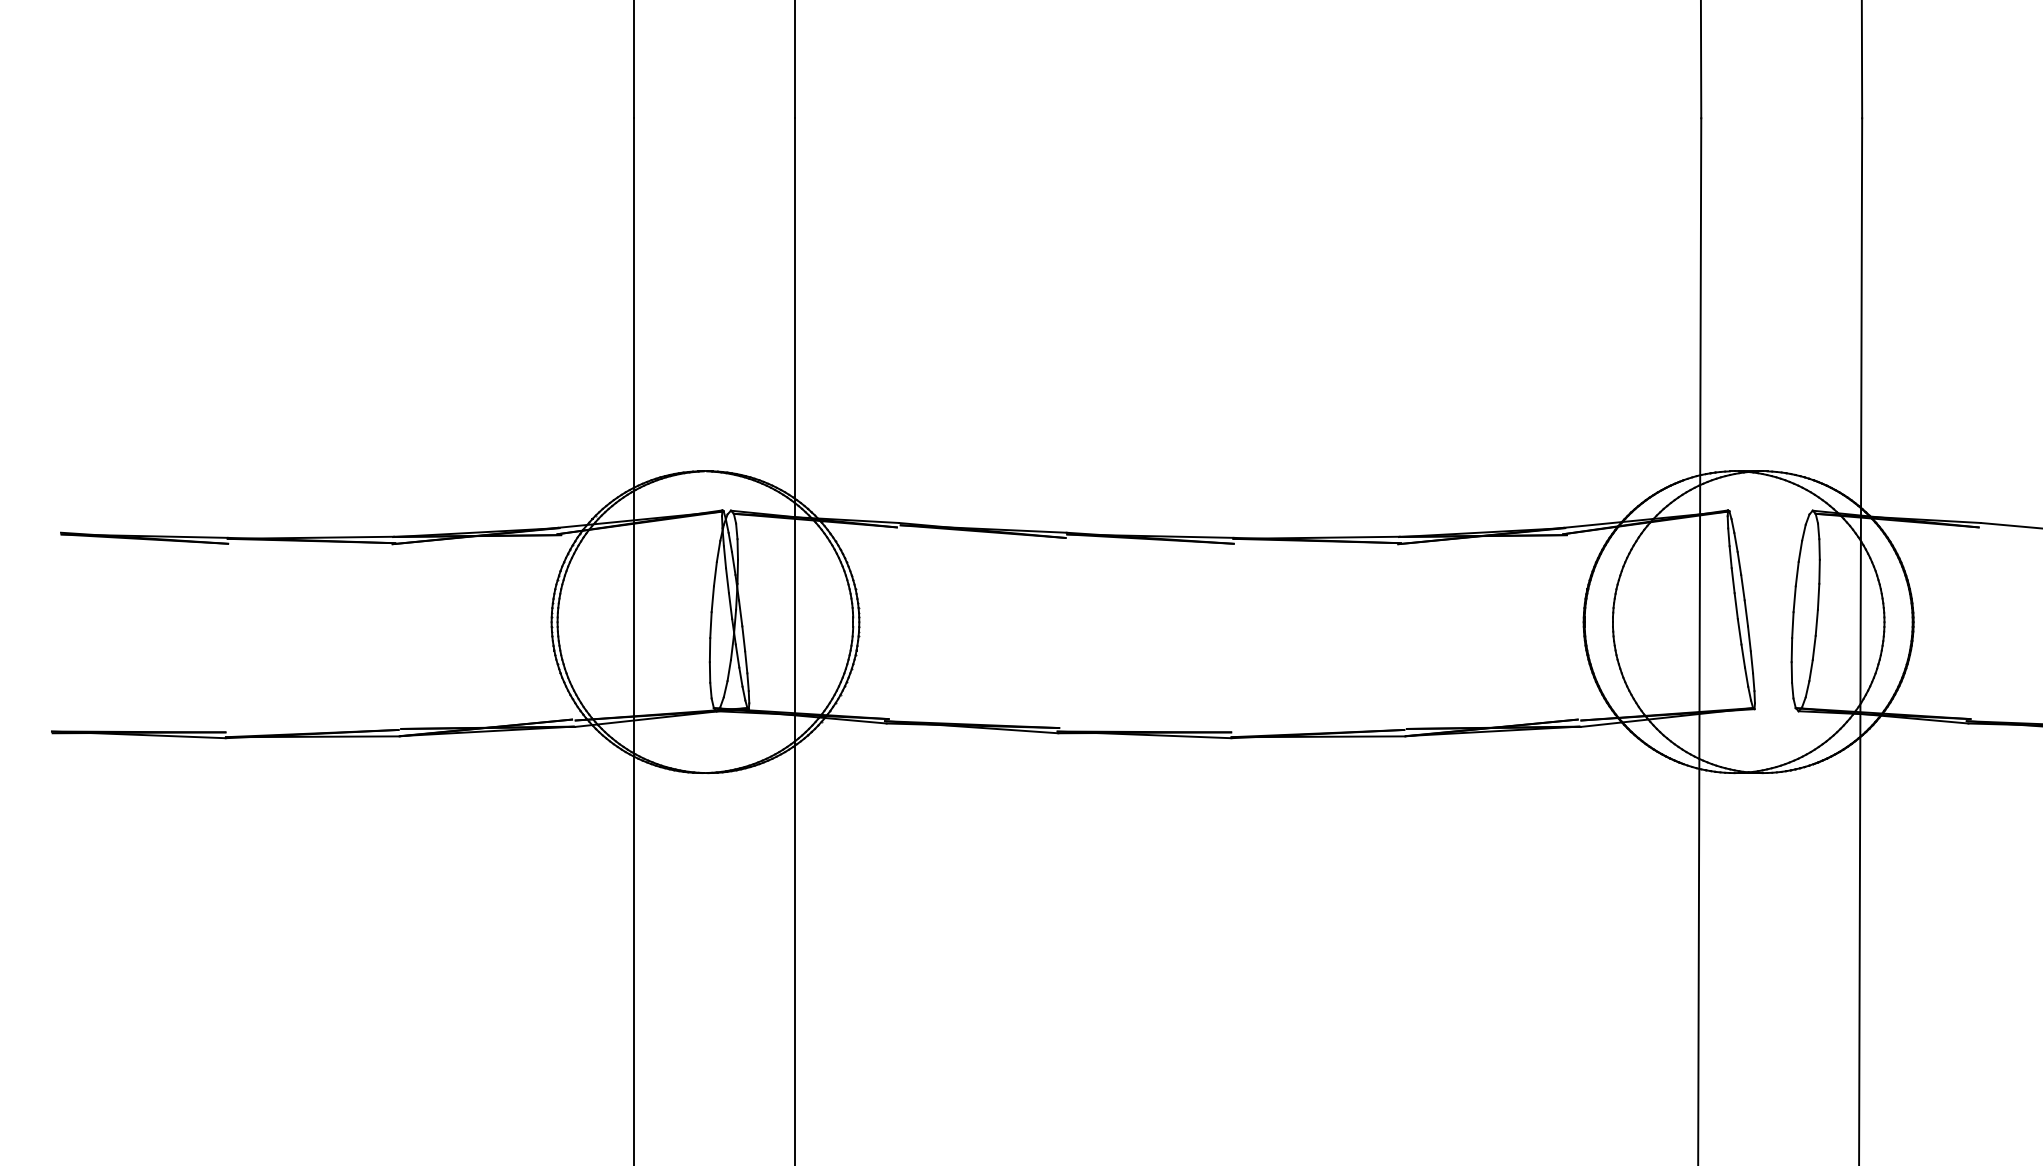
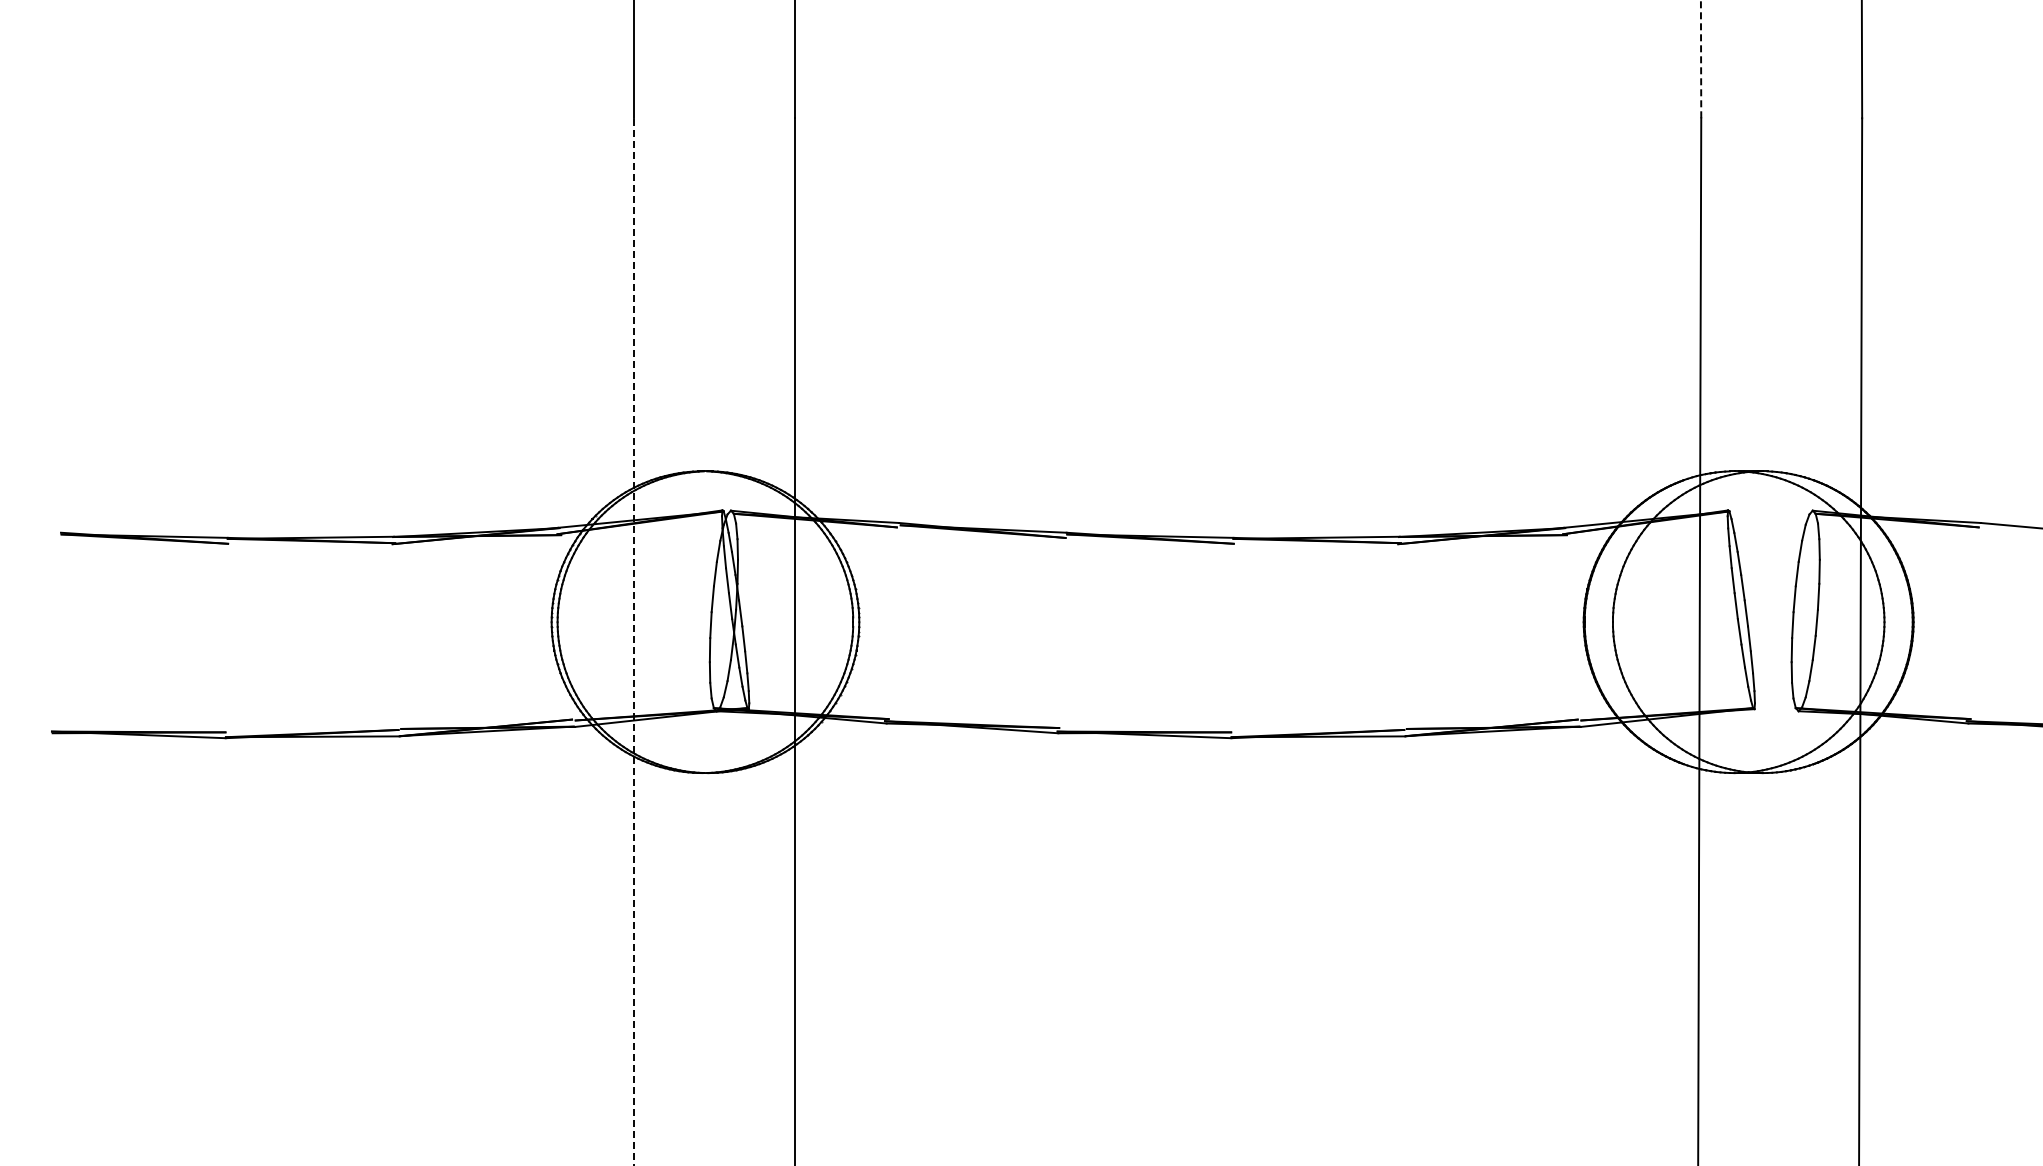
line: solid -> dashed (1701, 59)
line: solid -> dashed (633, 641)
